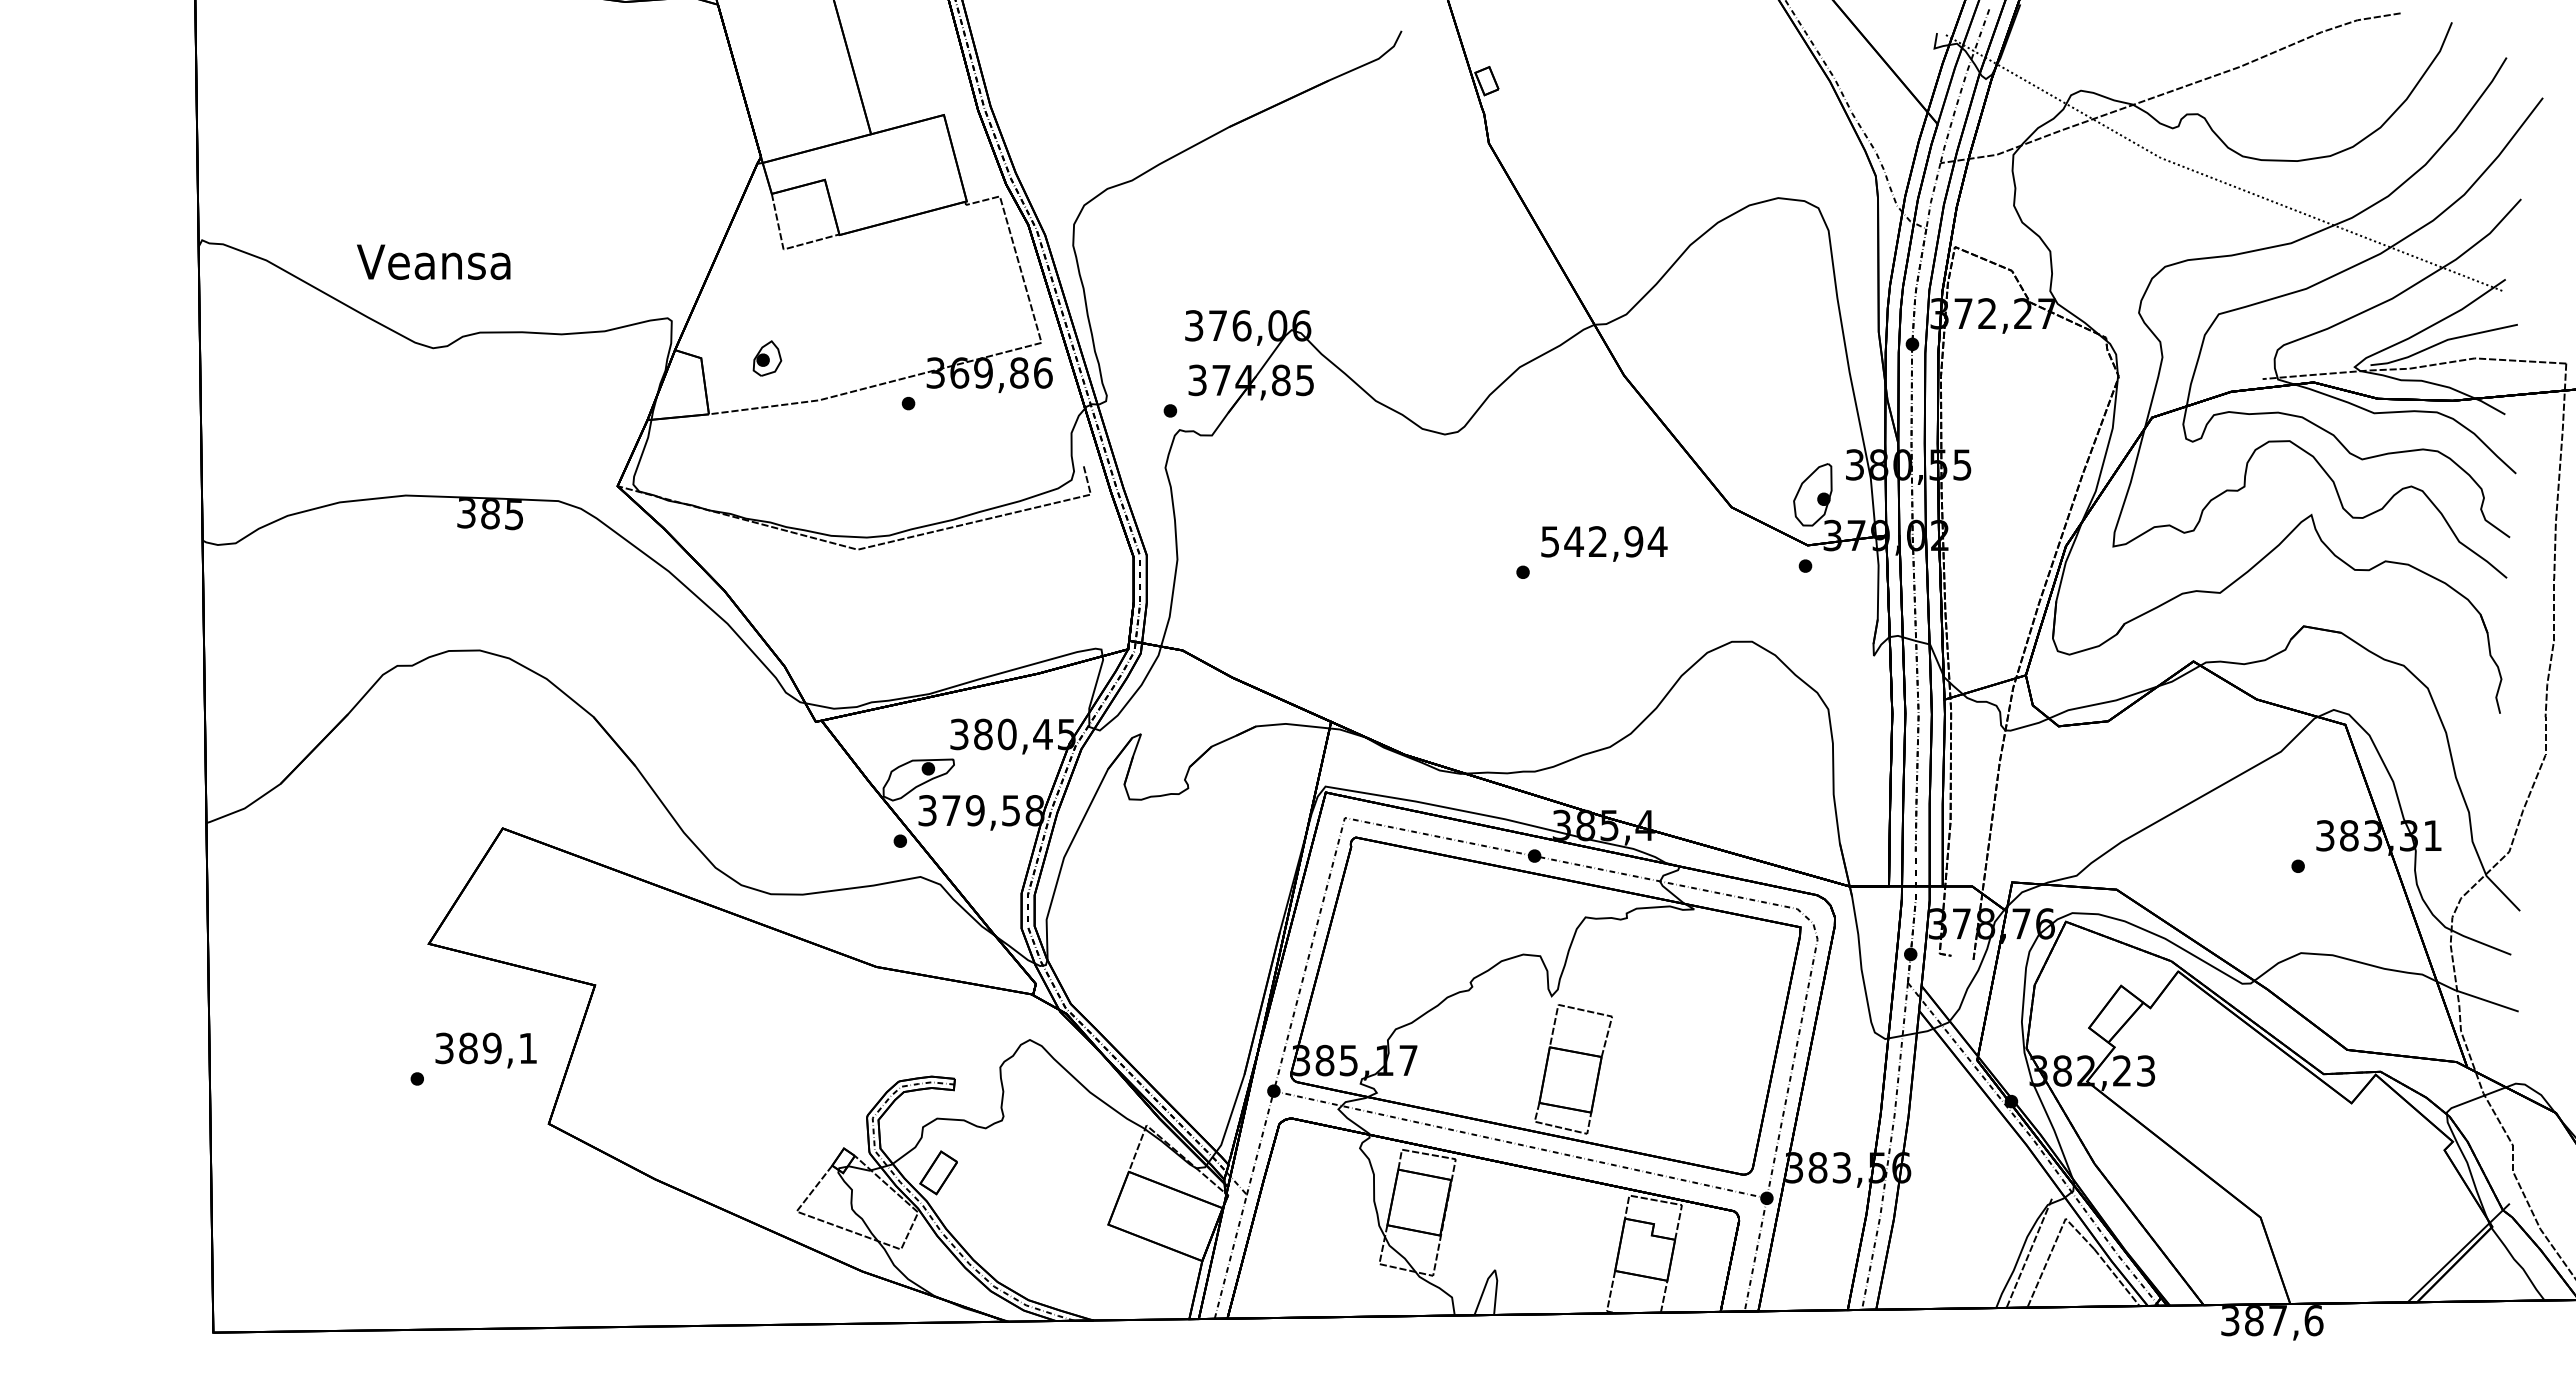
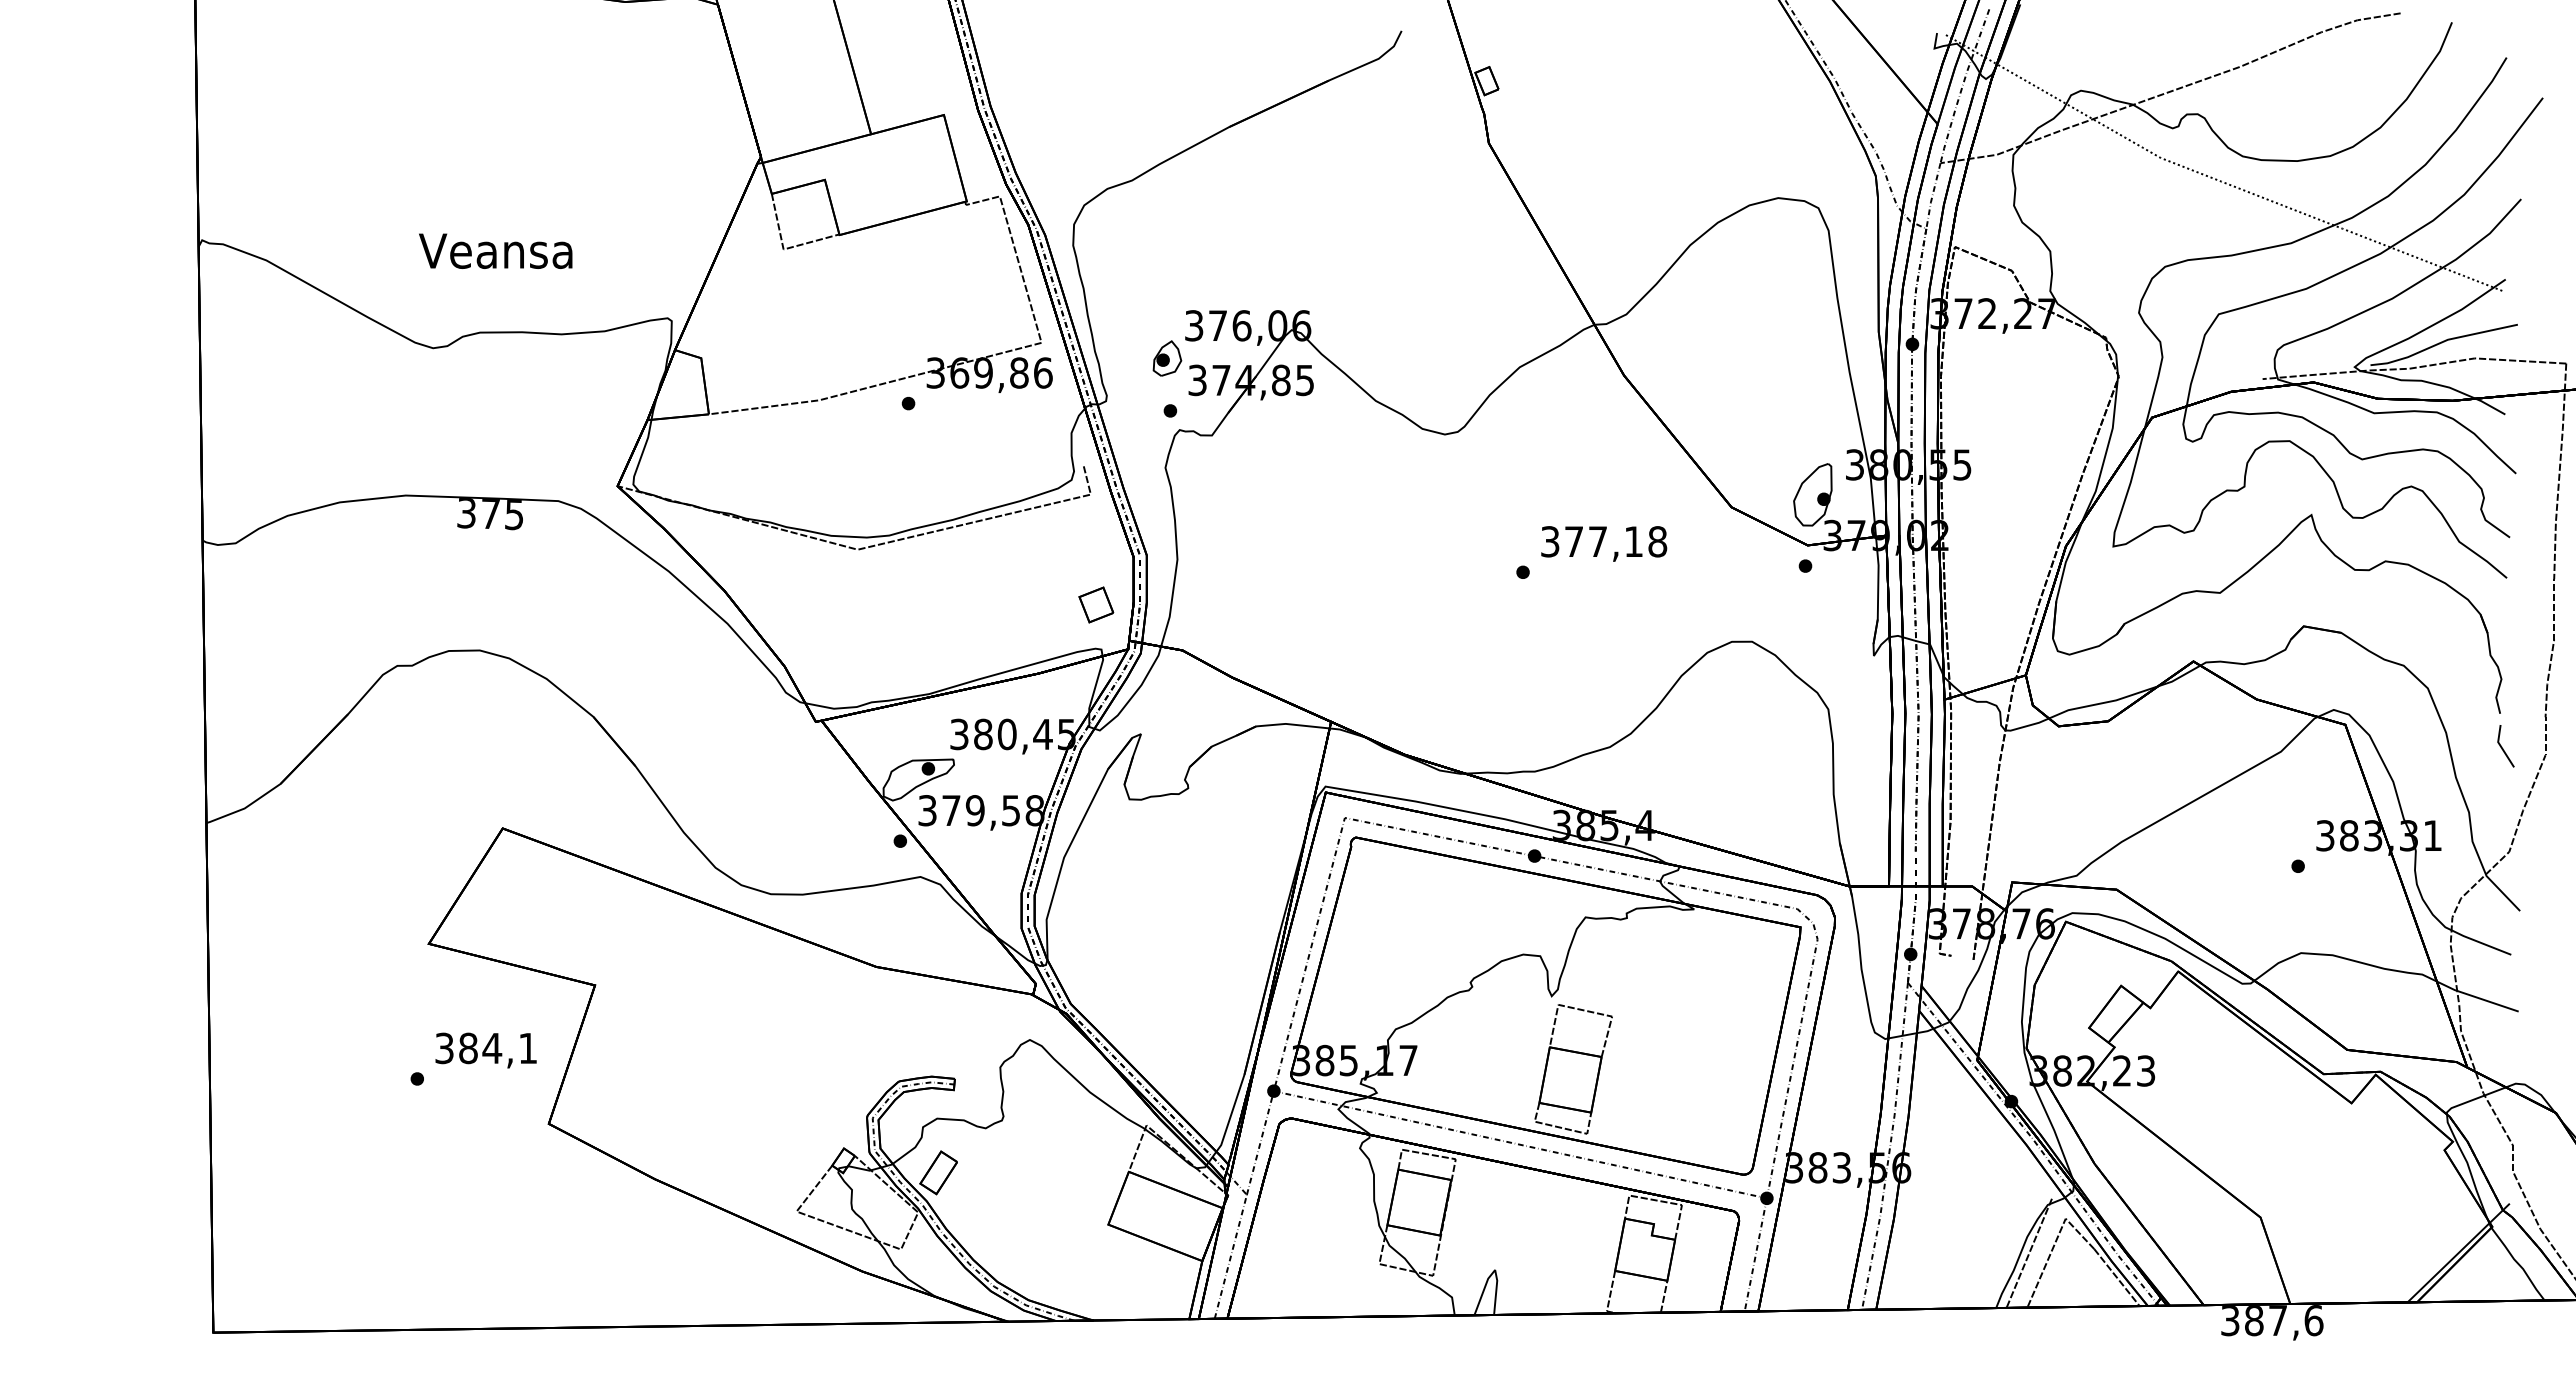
text position: (433, 261) -> (495, 250) (495, 250)
part position: (767, 358) -> (1167, 358) (1167, 358)
text: 385 -> 375 (490, 514)
text: 542,94 -> 377,18 (1604, 541)
part: none -> present (1096, 604)
line: none -> present (2503, 748)
text: 389,1 -> 384,1 (492, 1048)
